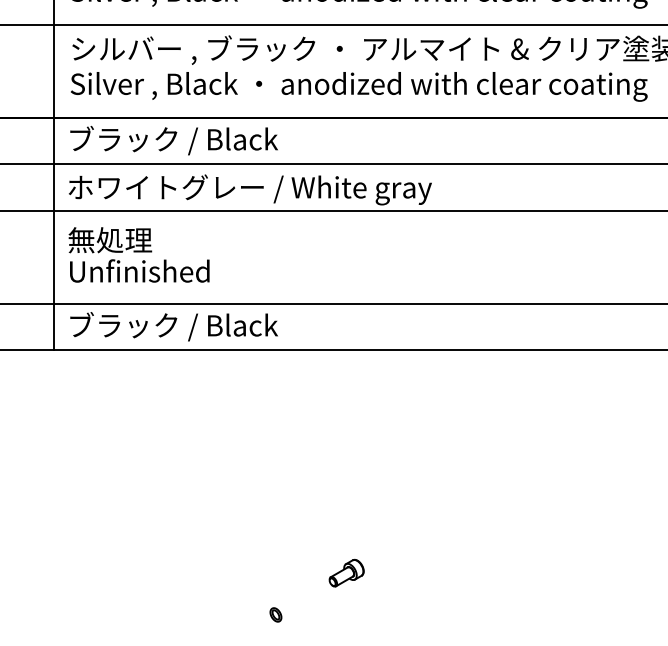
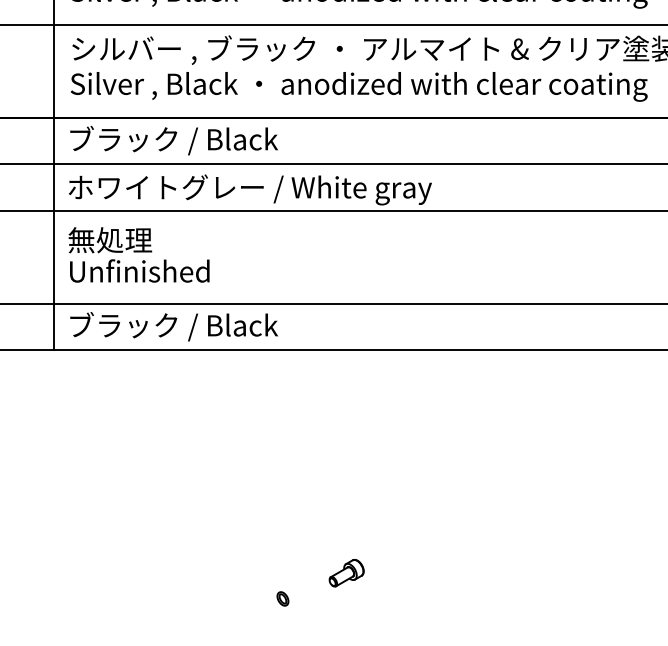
part position: (275, 614) -> (282, 598) (282, 598)
